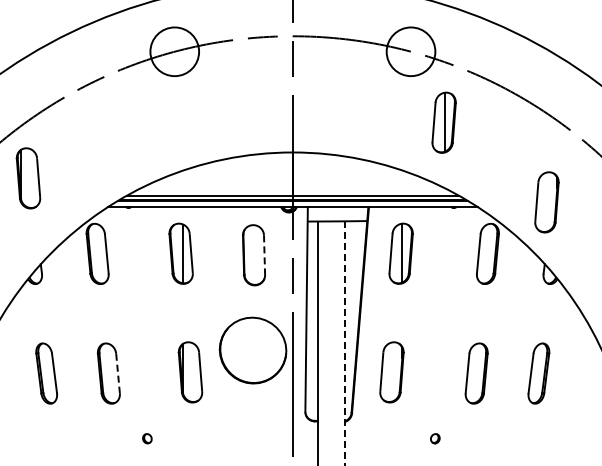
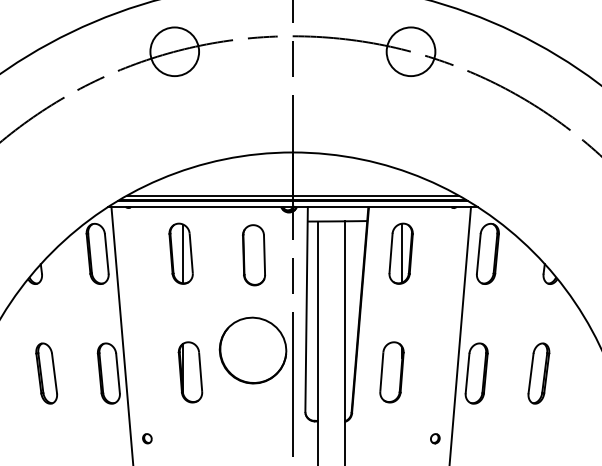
part: present -> none (443, 122)
part: present -> none (28, 178)
part: present -> none (546, 202)
line: dashed -> solid (264, 255)
line: none -> present (122, 334)
line: none -> present (460, 334)
line: dashed -> solid (344, 344)
line: dashed -> solid (118, 373)
